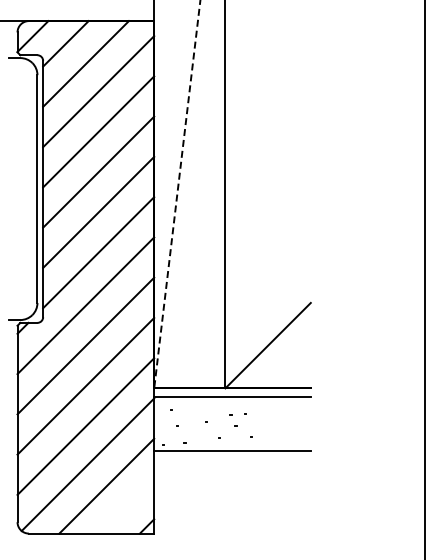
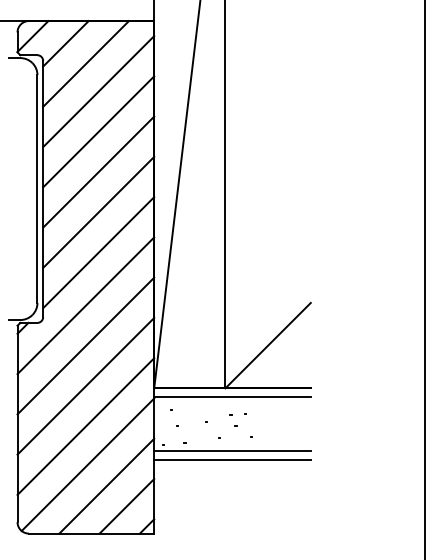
line: dashed -> solid (177, 195)
line: none -> present (232, 459)
line: none -> present (126, 506)
